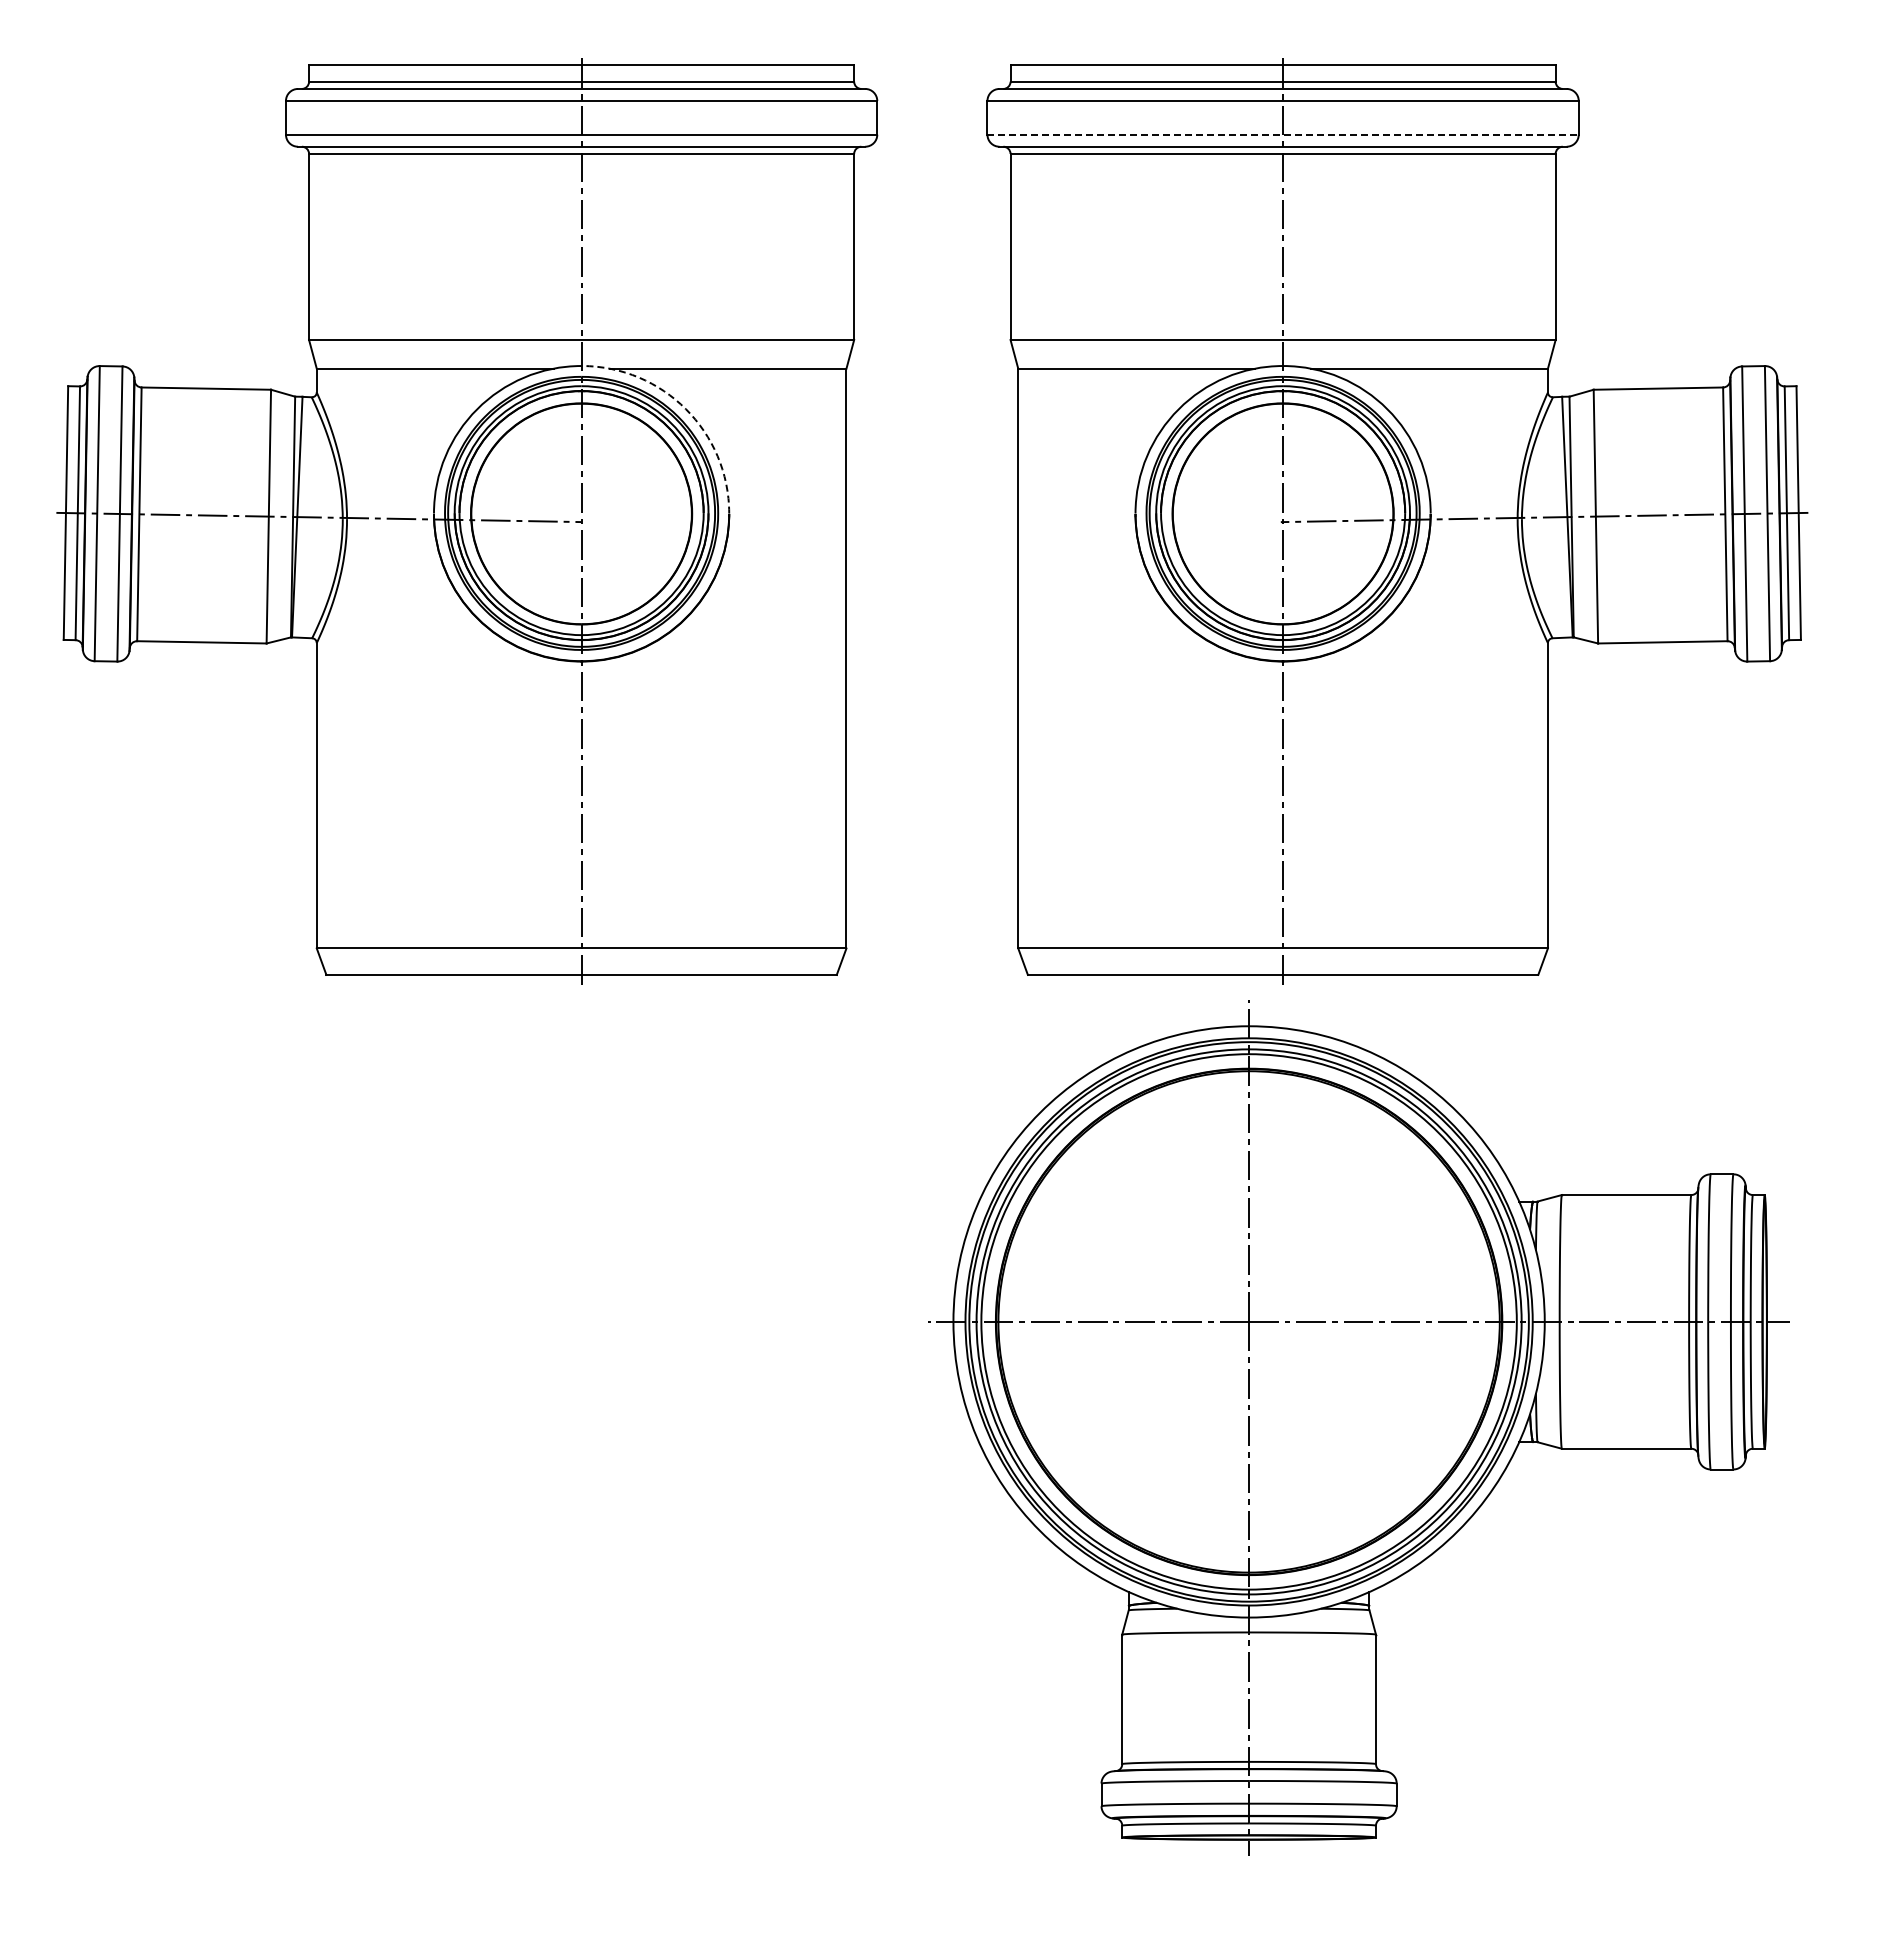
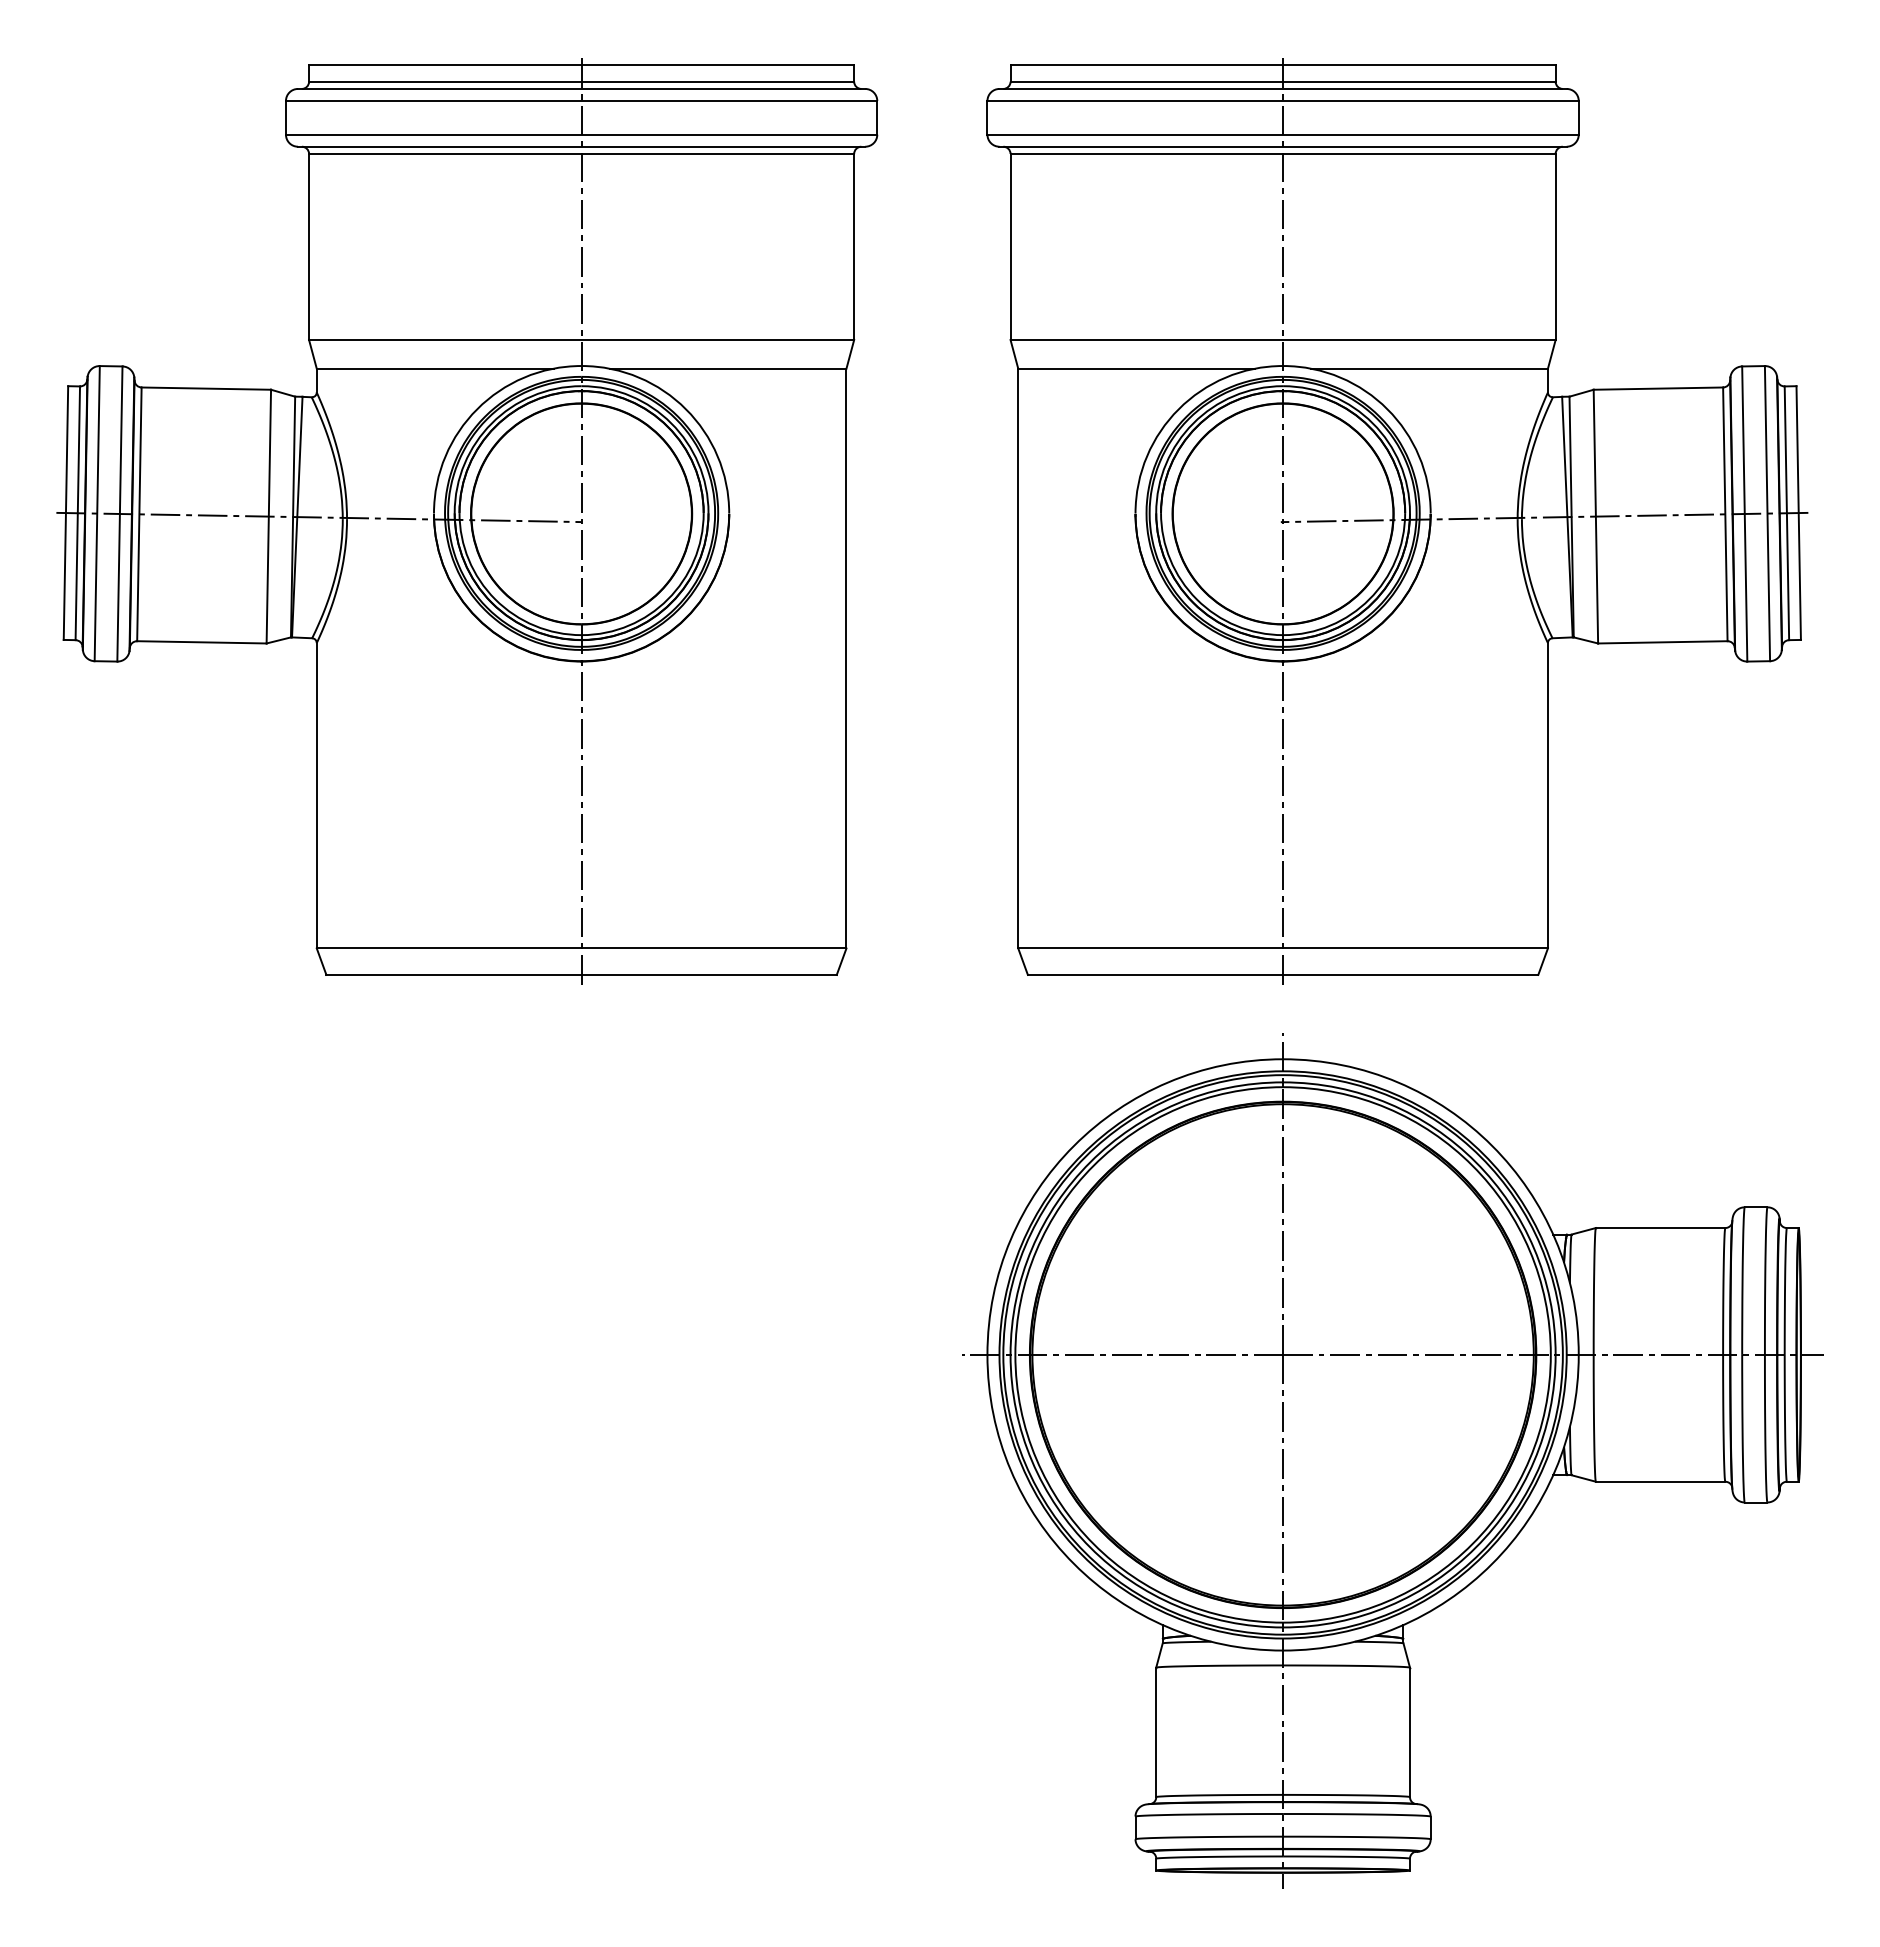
line: dashed -> solid (1283, 134)
arc: dashed -> solid (685, 409)
part position: (1358, 1427) -> (1392, 1460) (1392, 1460)
